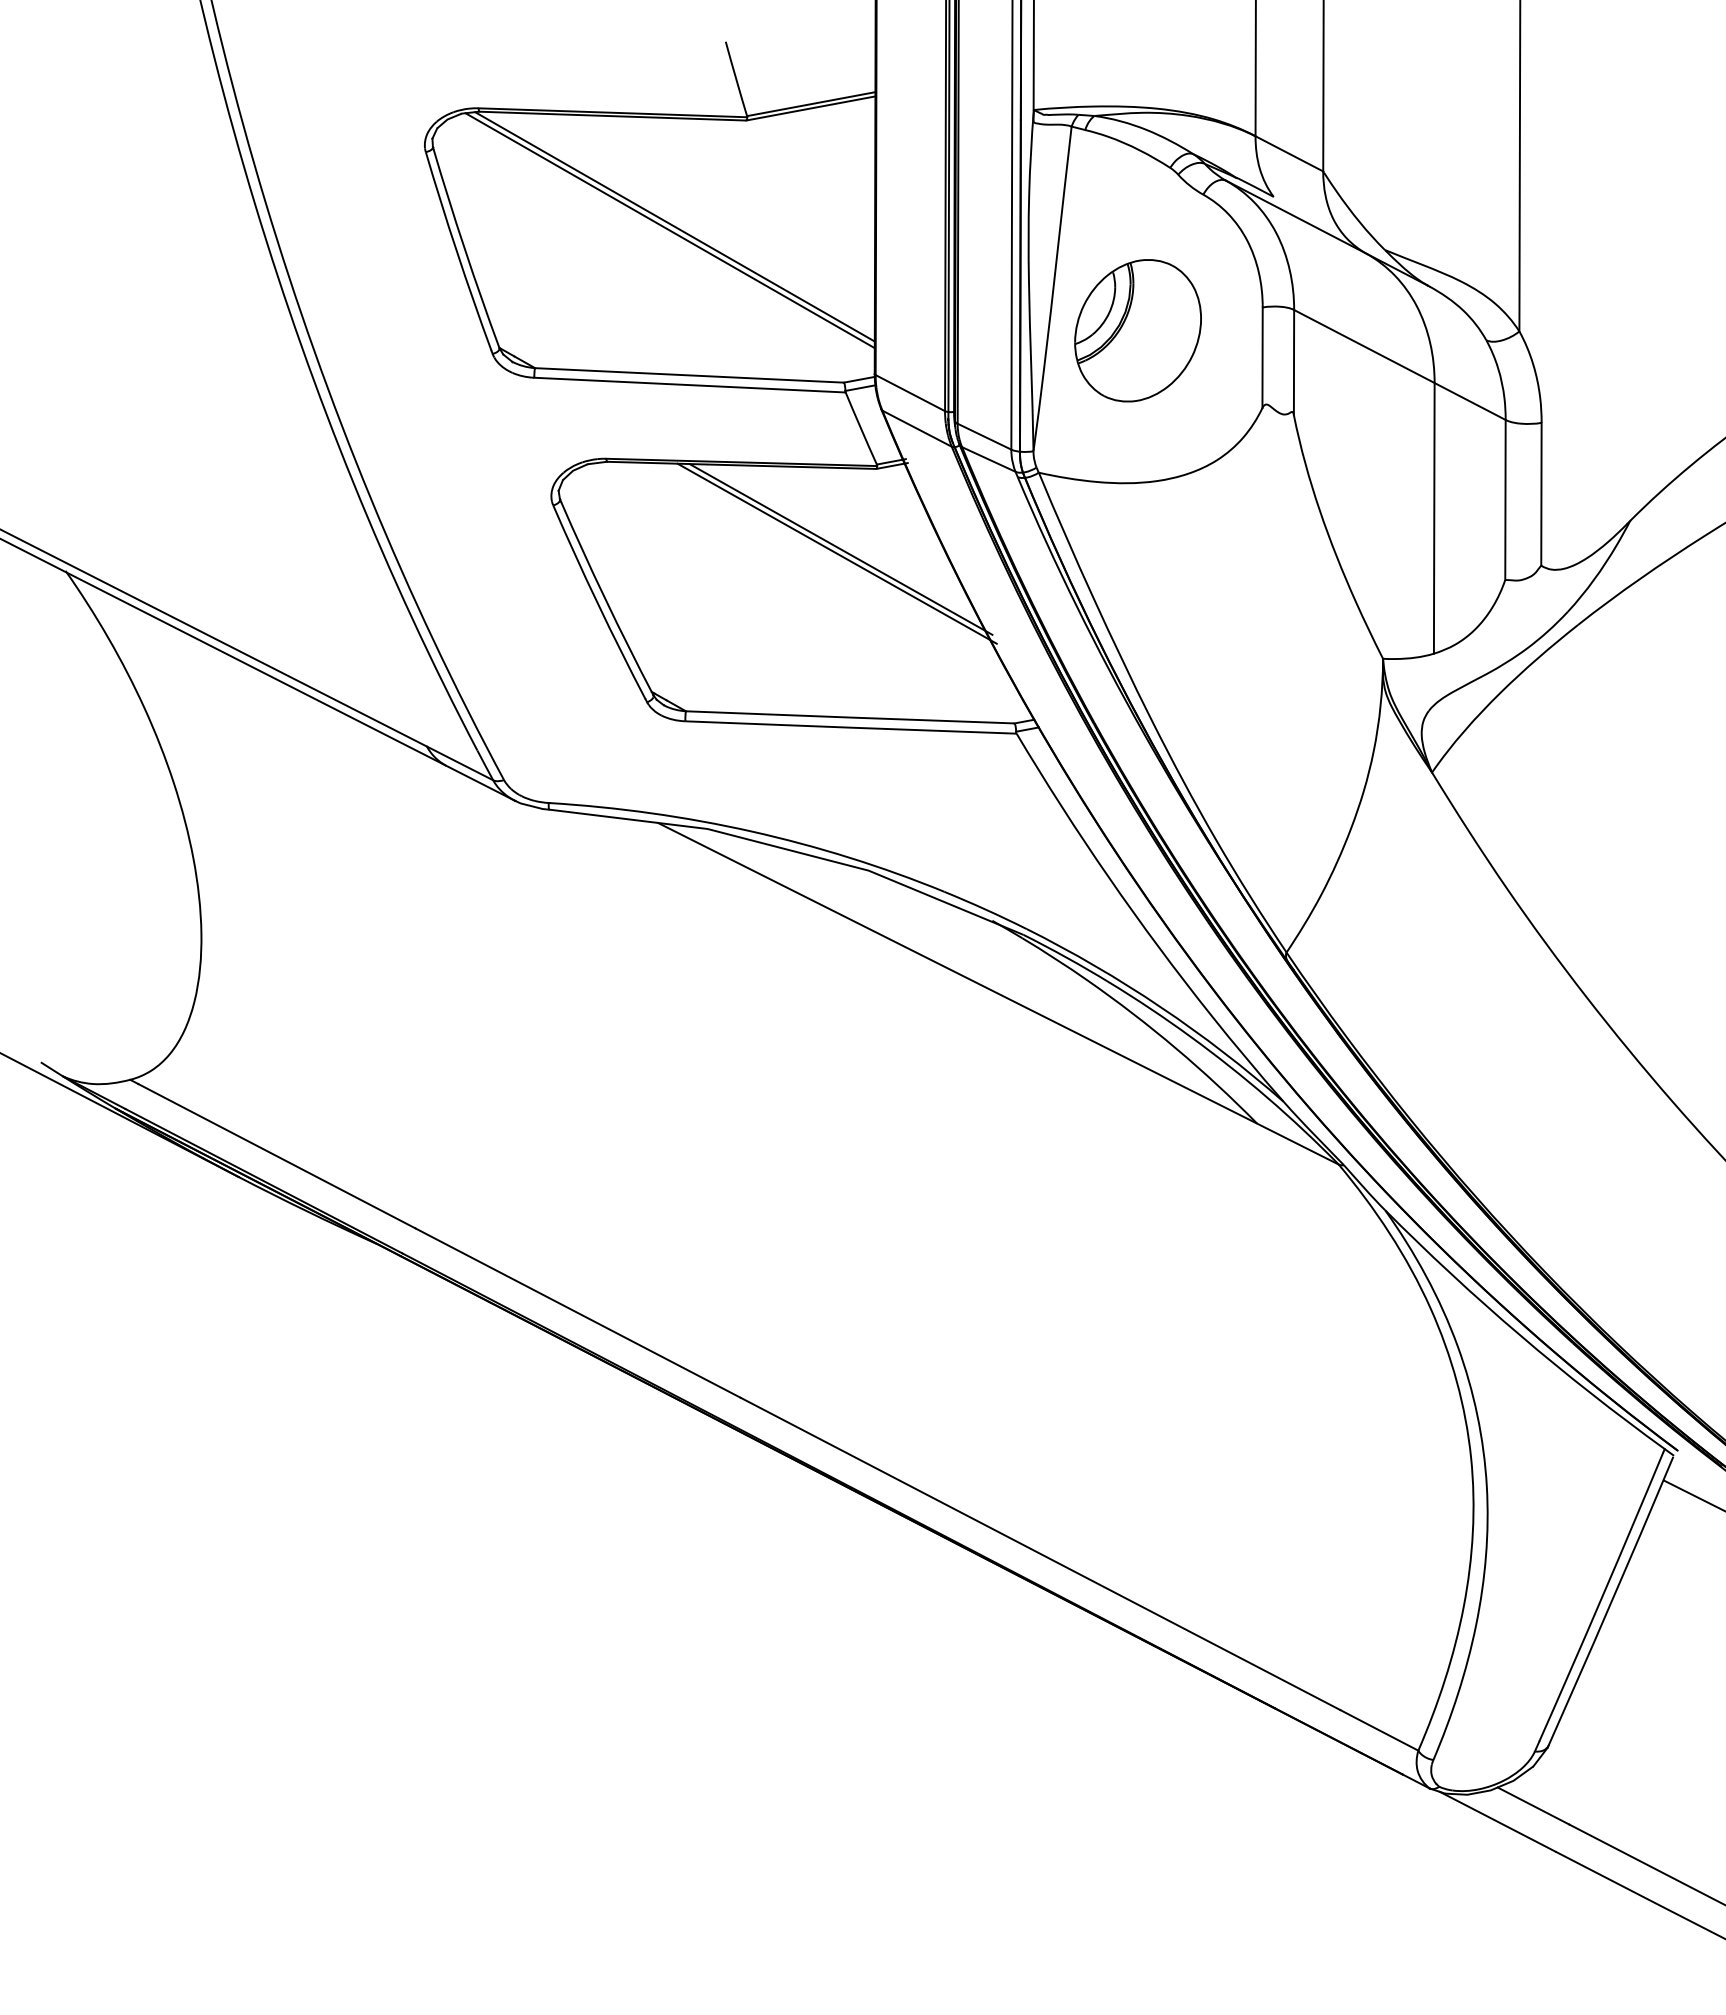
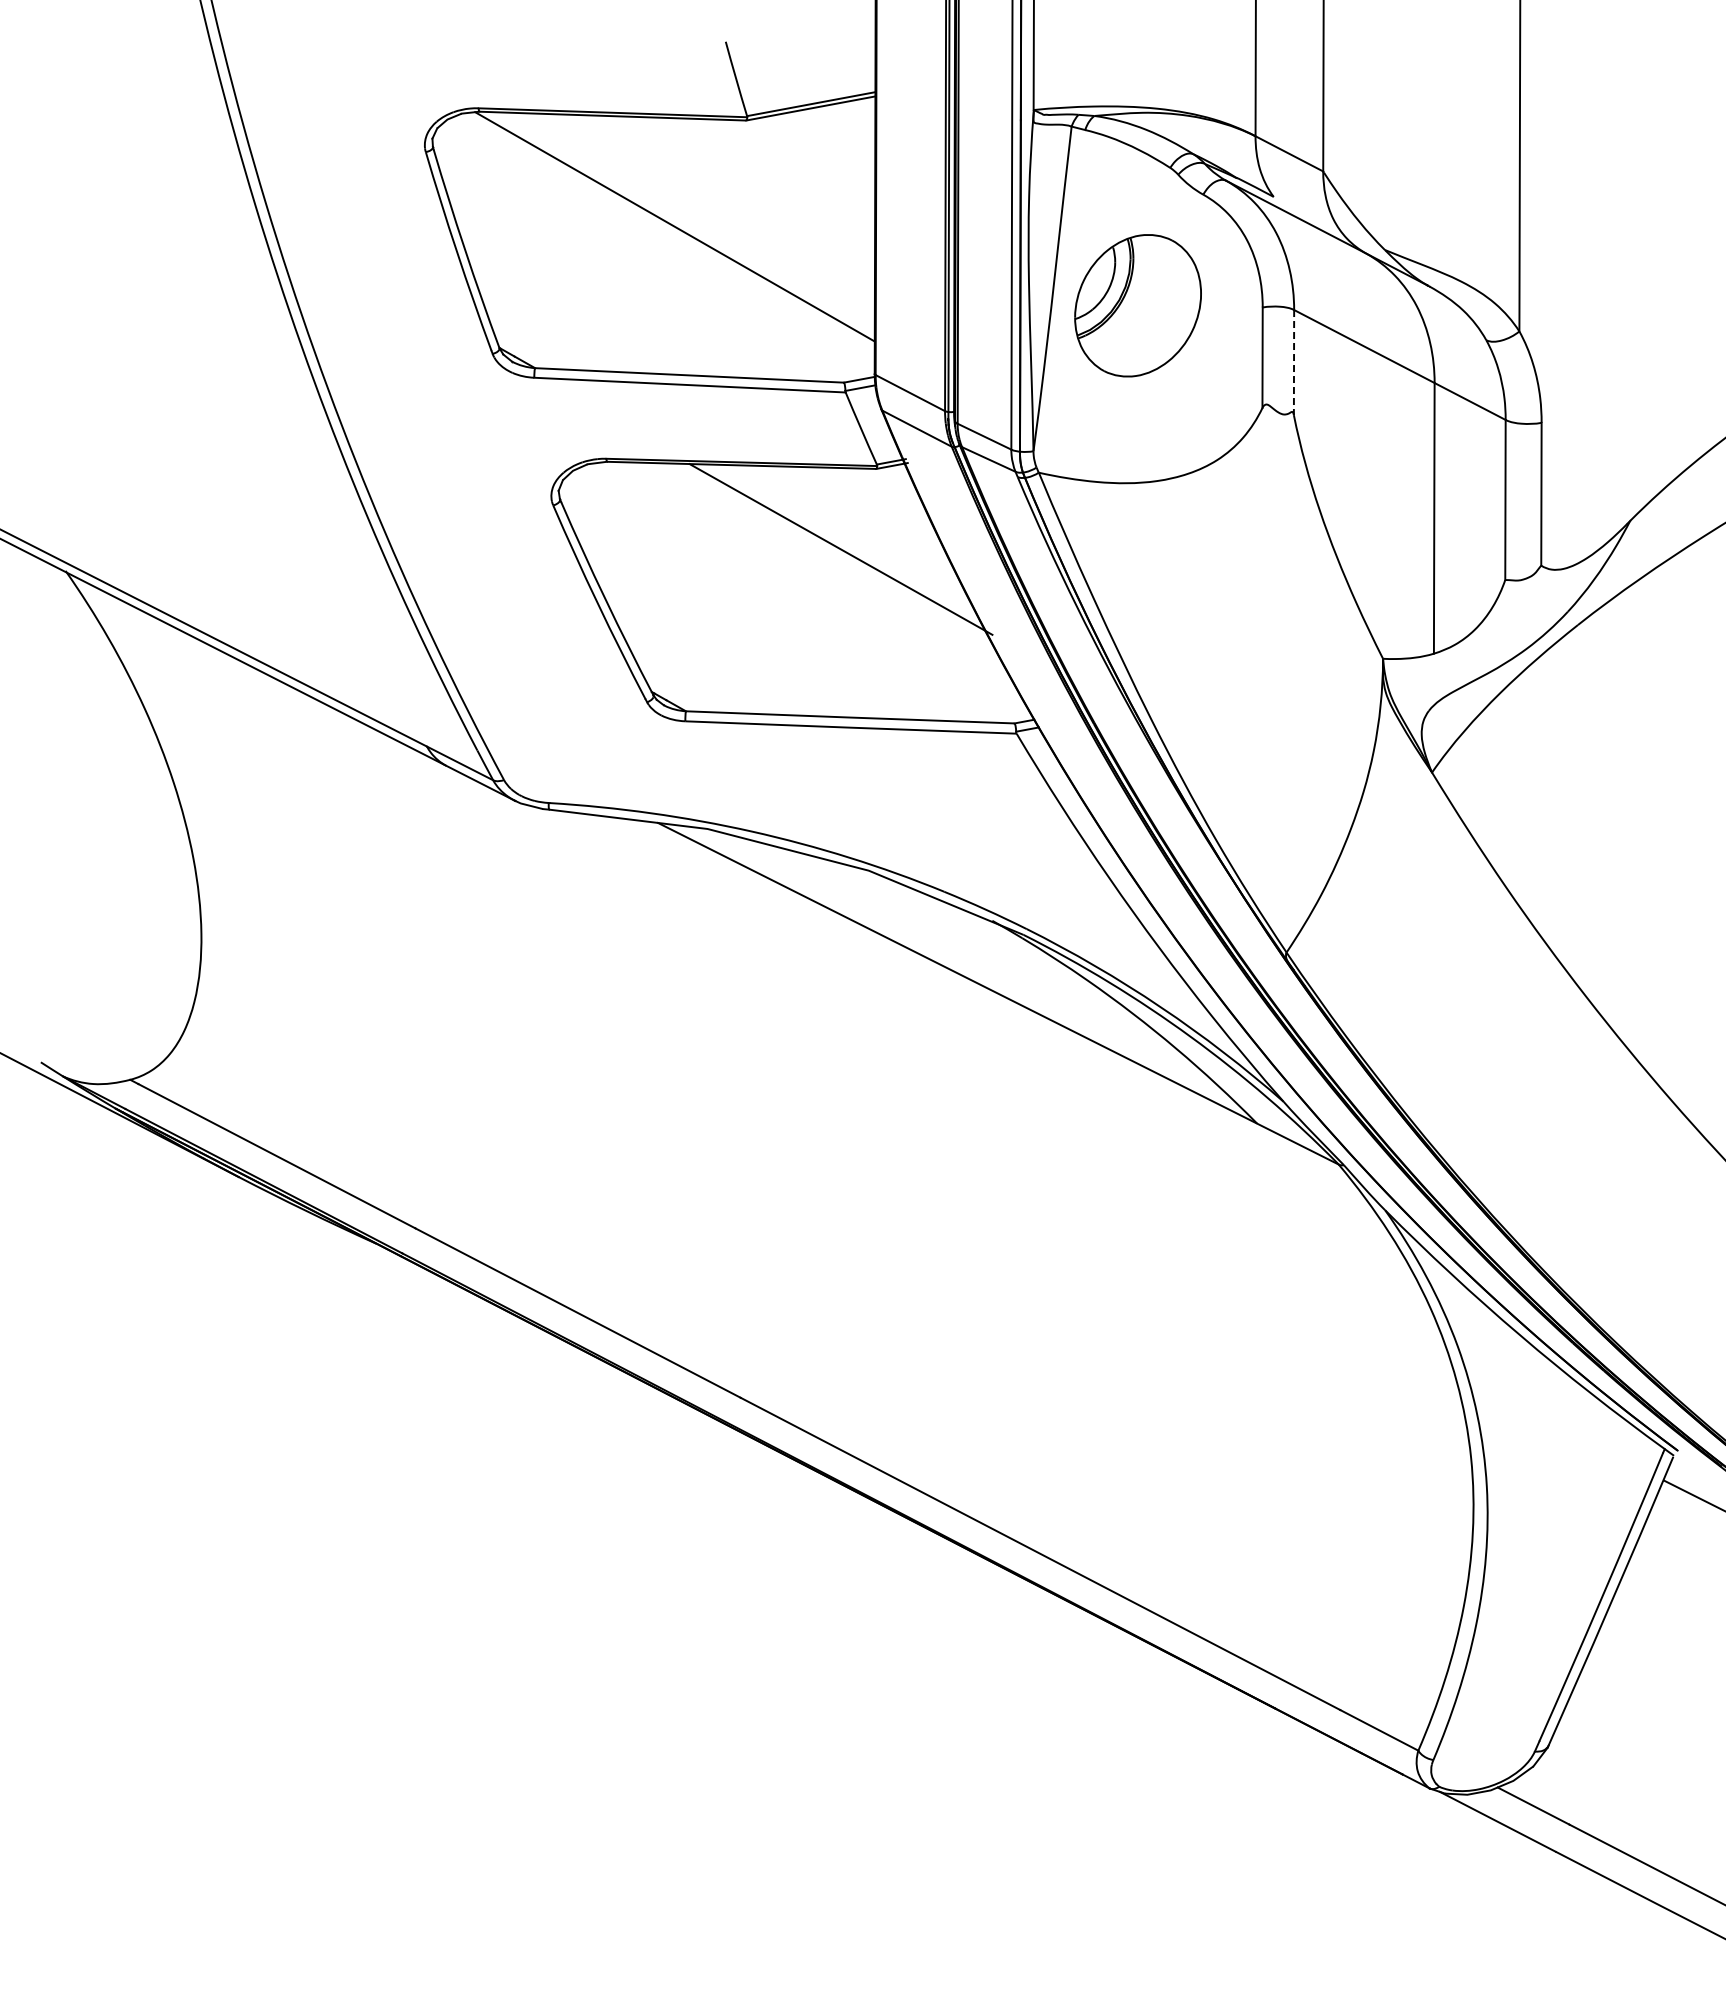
line: present -> none (669, 230)
part position: (1137, 330) -> (1137, 305) (1137, 305)
line: solid -> dashed (1294, 362)
line: present -> none (836, 553)
